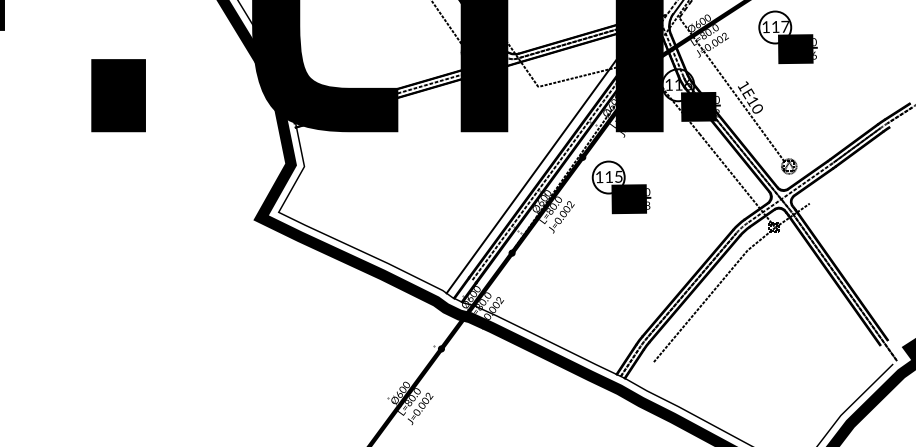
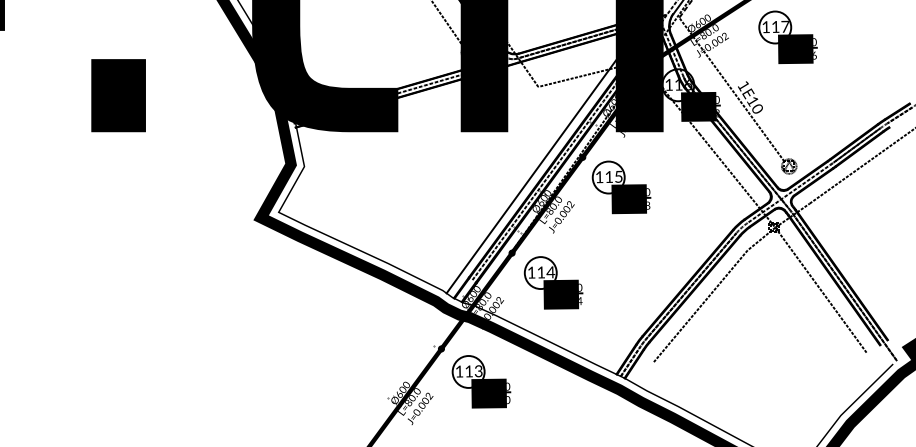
line: none -> present (860, 166)
part: none -> present (553, 282)
line: none -> present (821, 290)
part: none -> present (481, 381)
